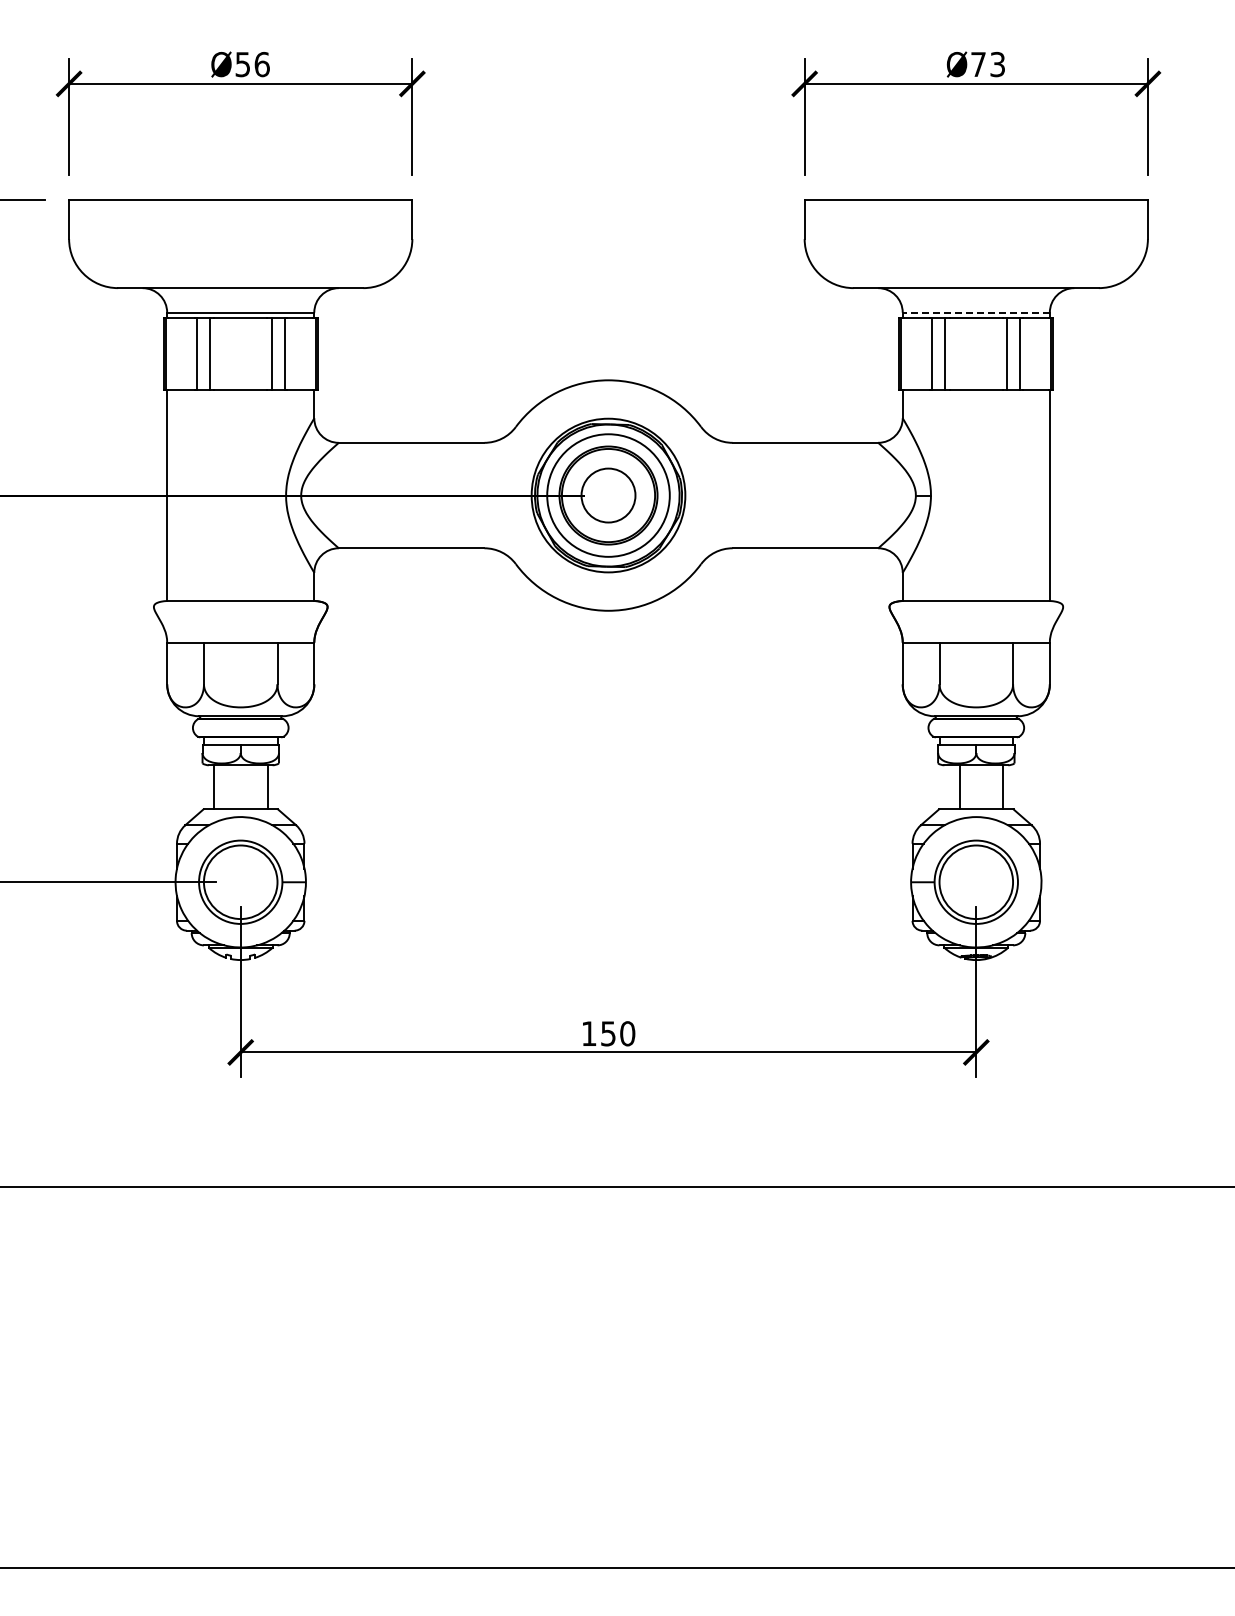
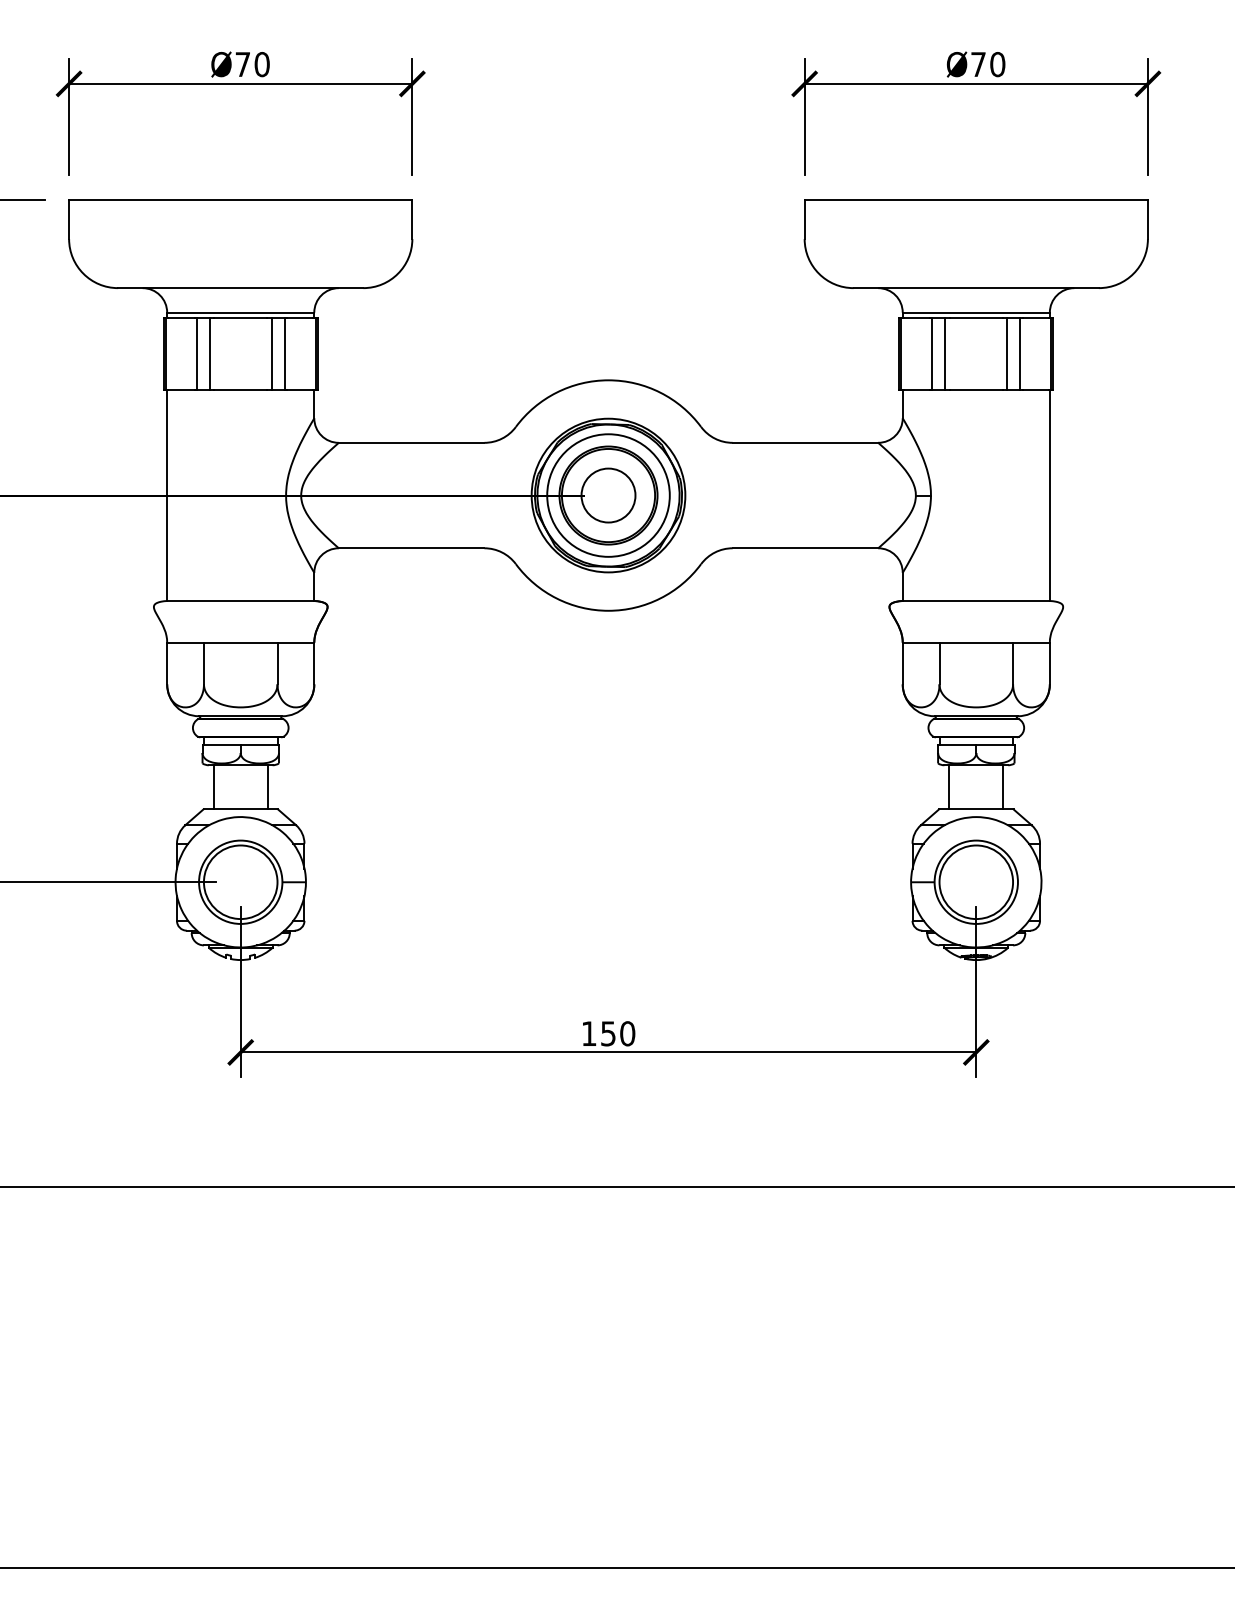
text: Ø56 -> Ø70 (252, 64)
text: Ø73 -> Ø70 (997, 64)
line: dashed -> solid (976, 312)
line position: (960, 787) -> (949, 787) (949, 787)
